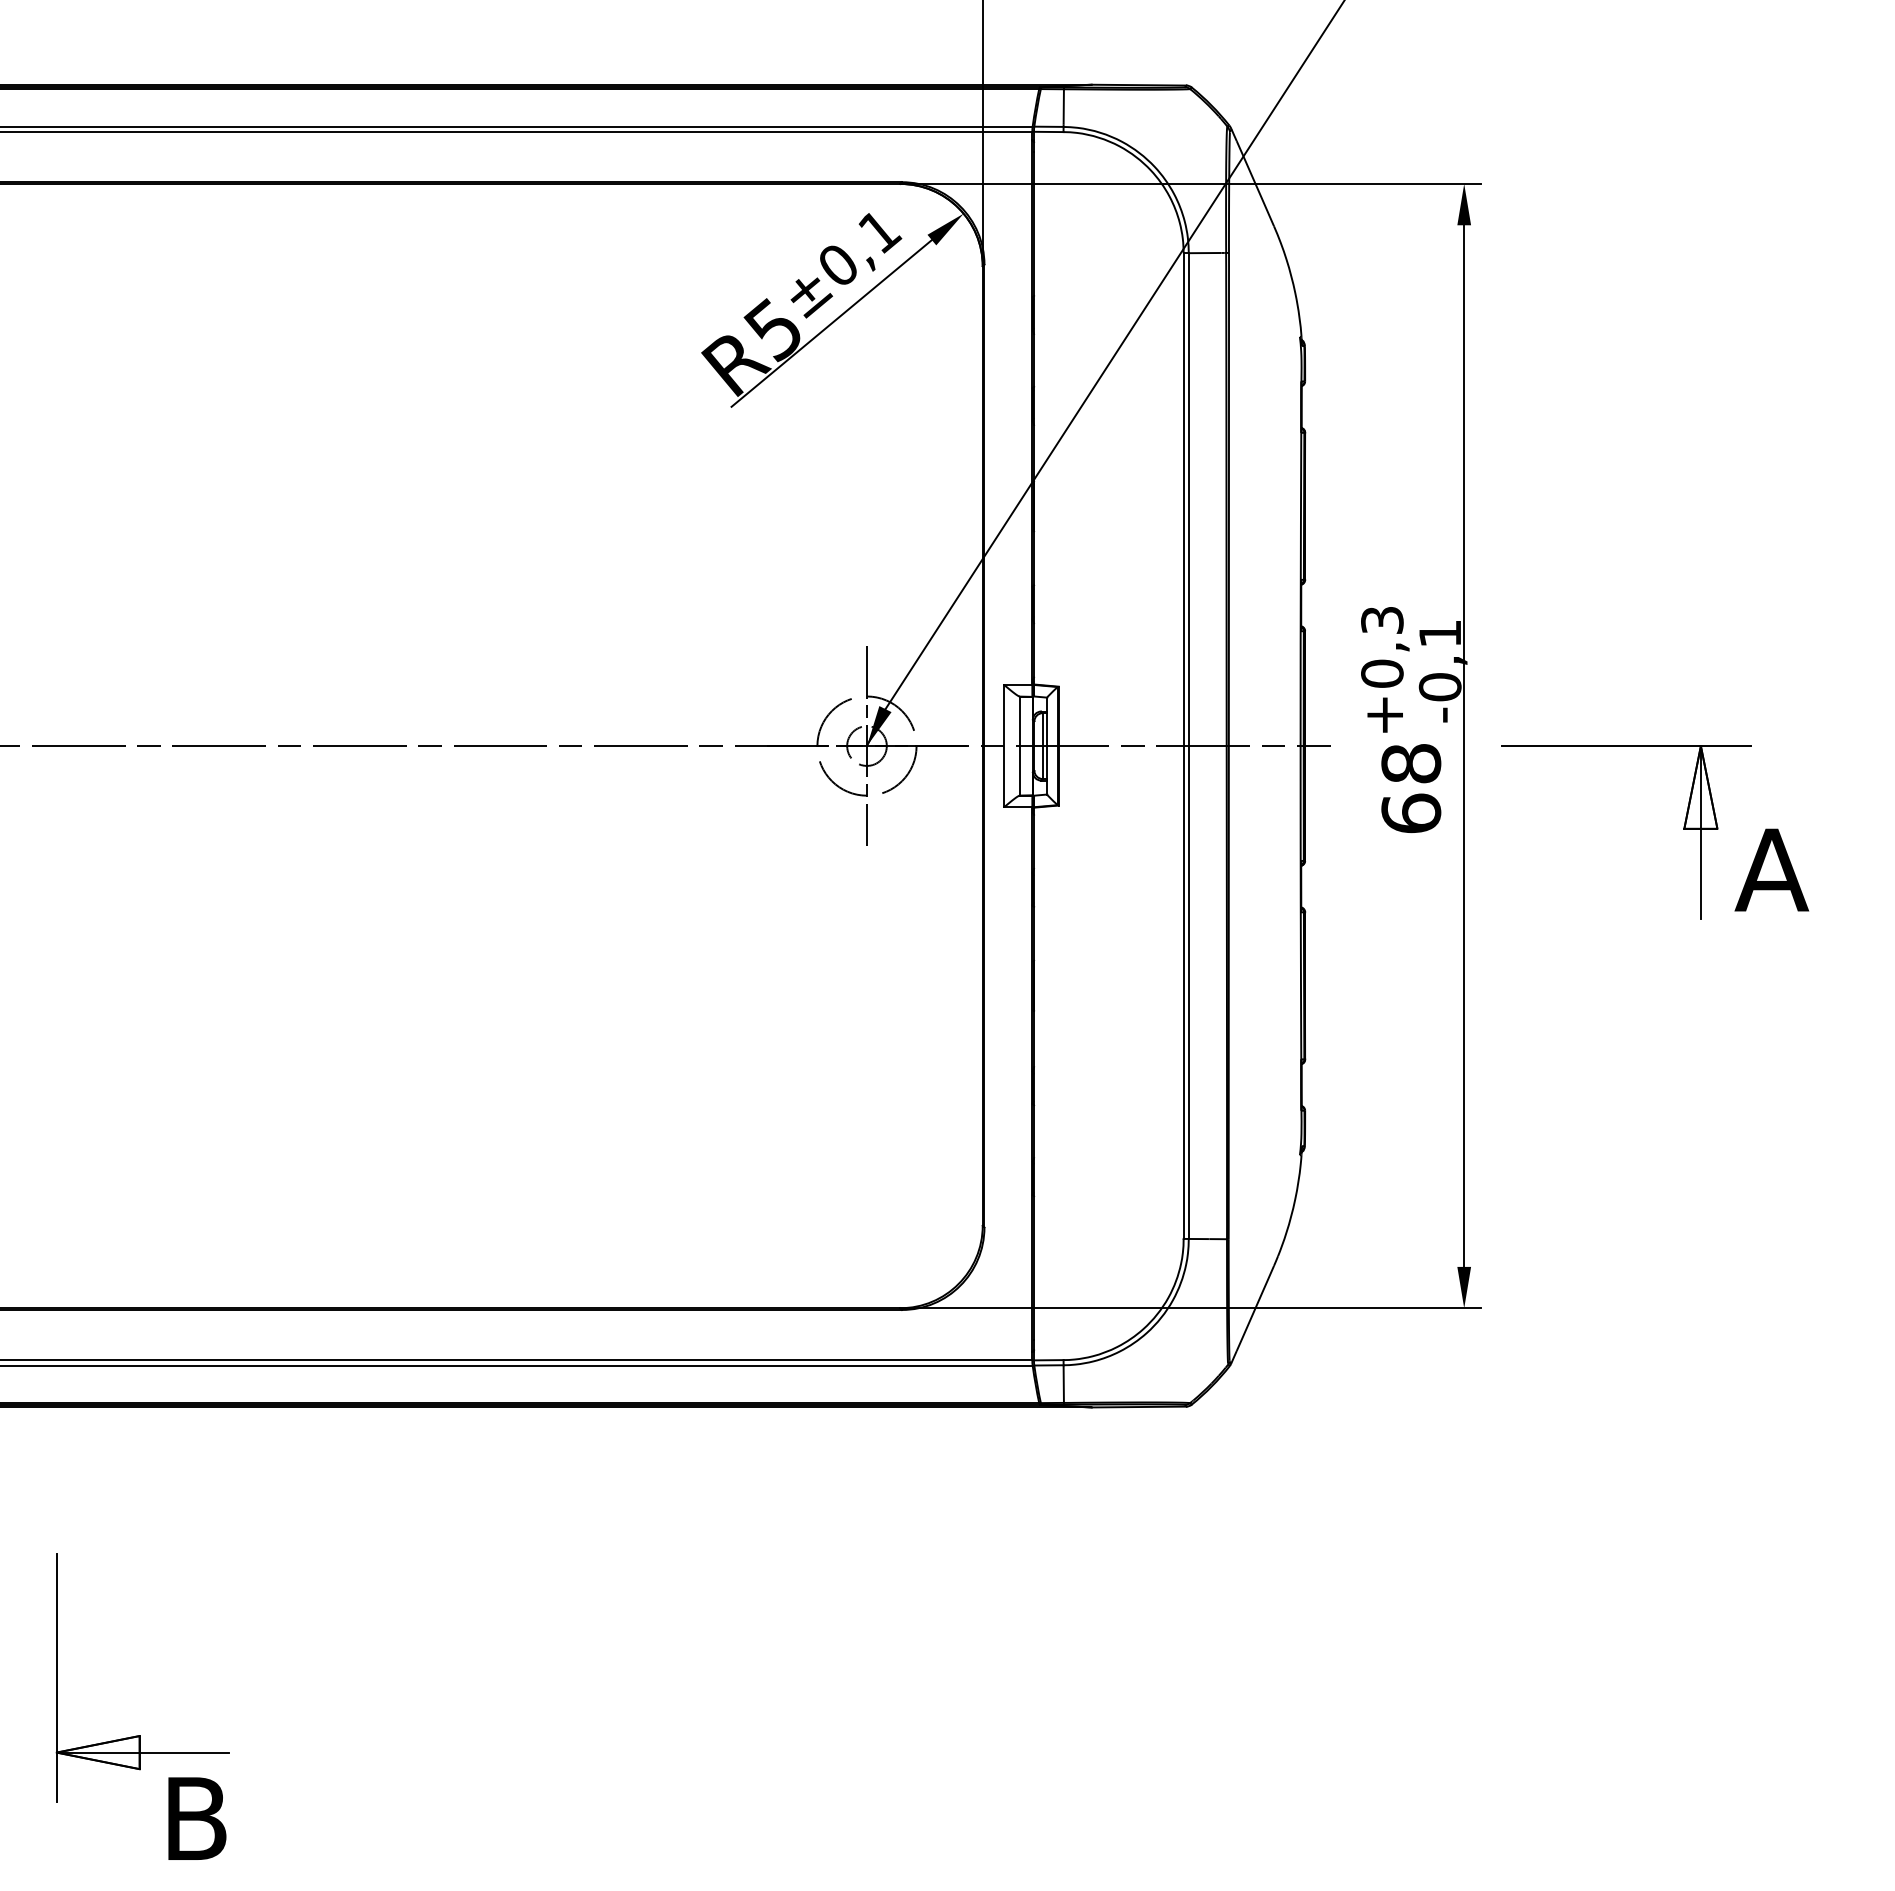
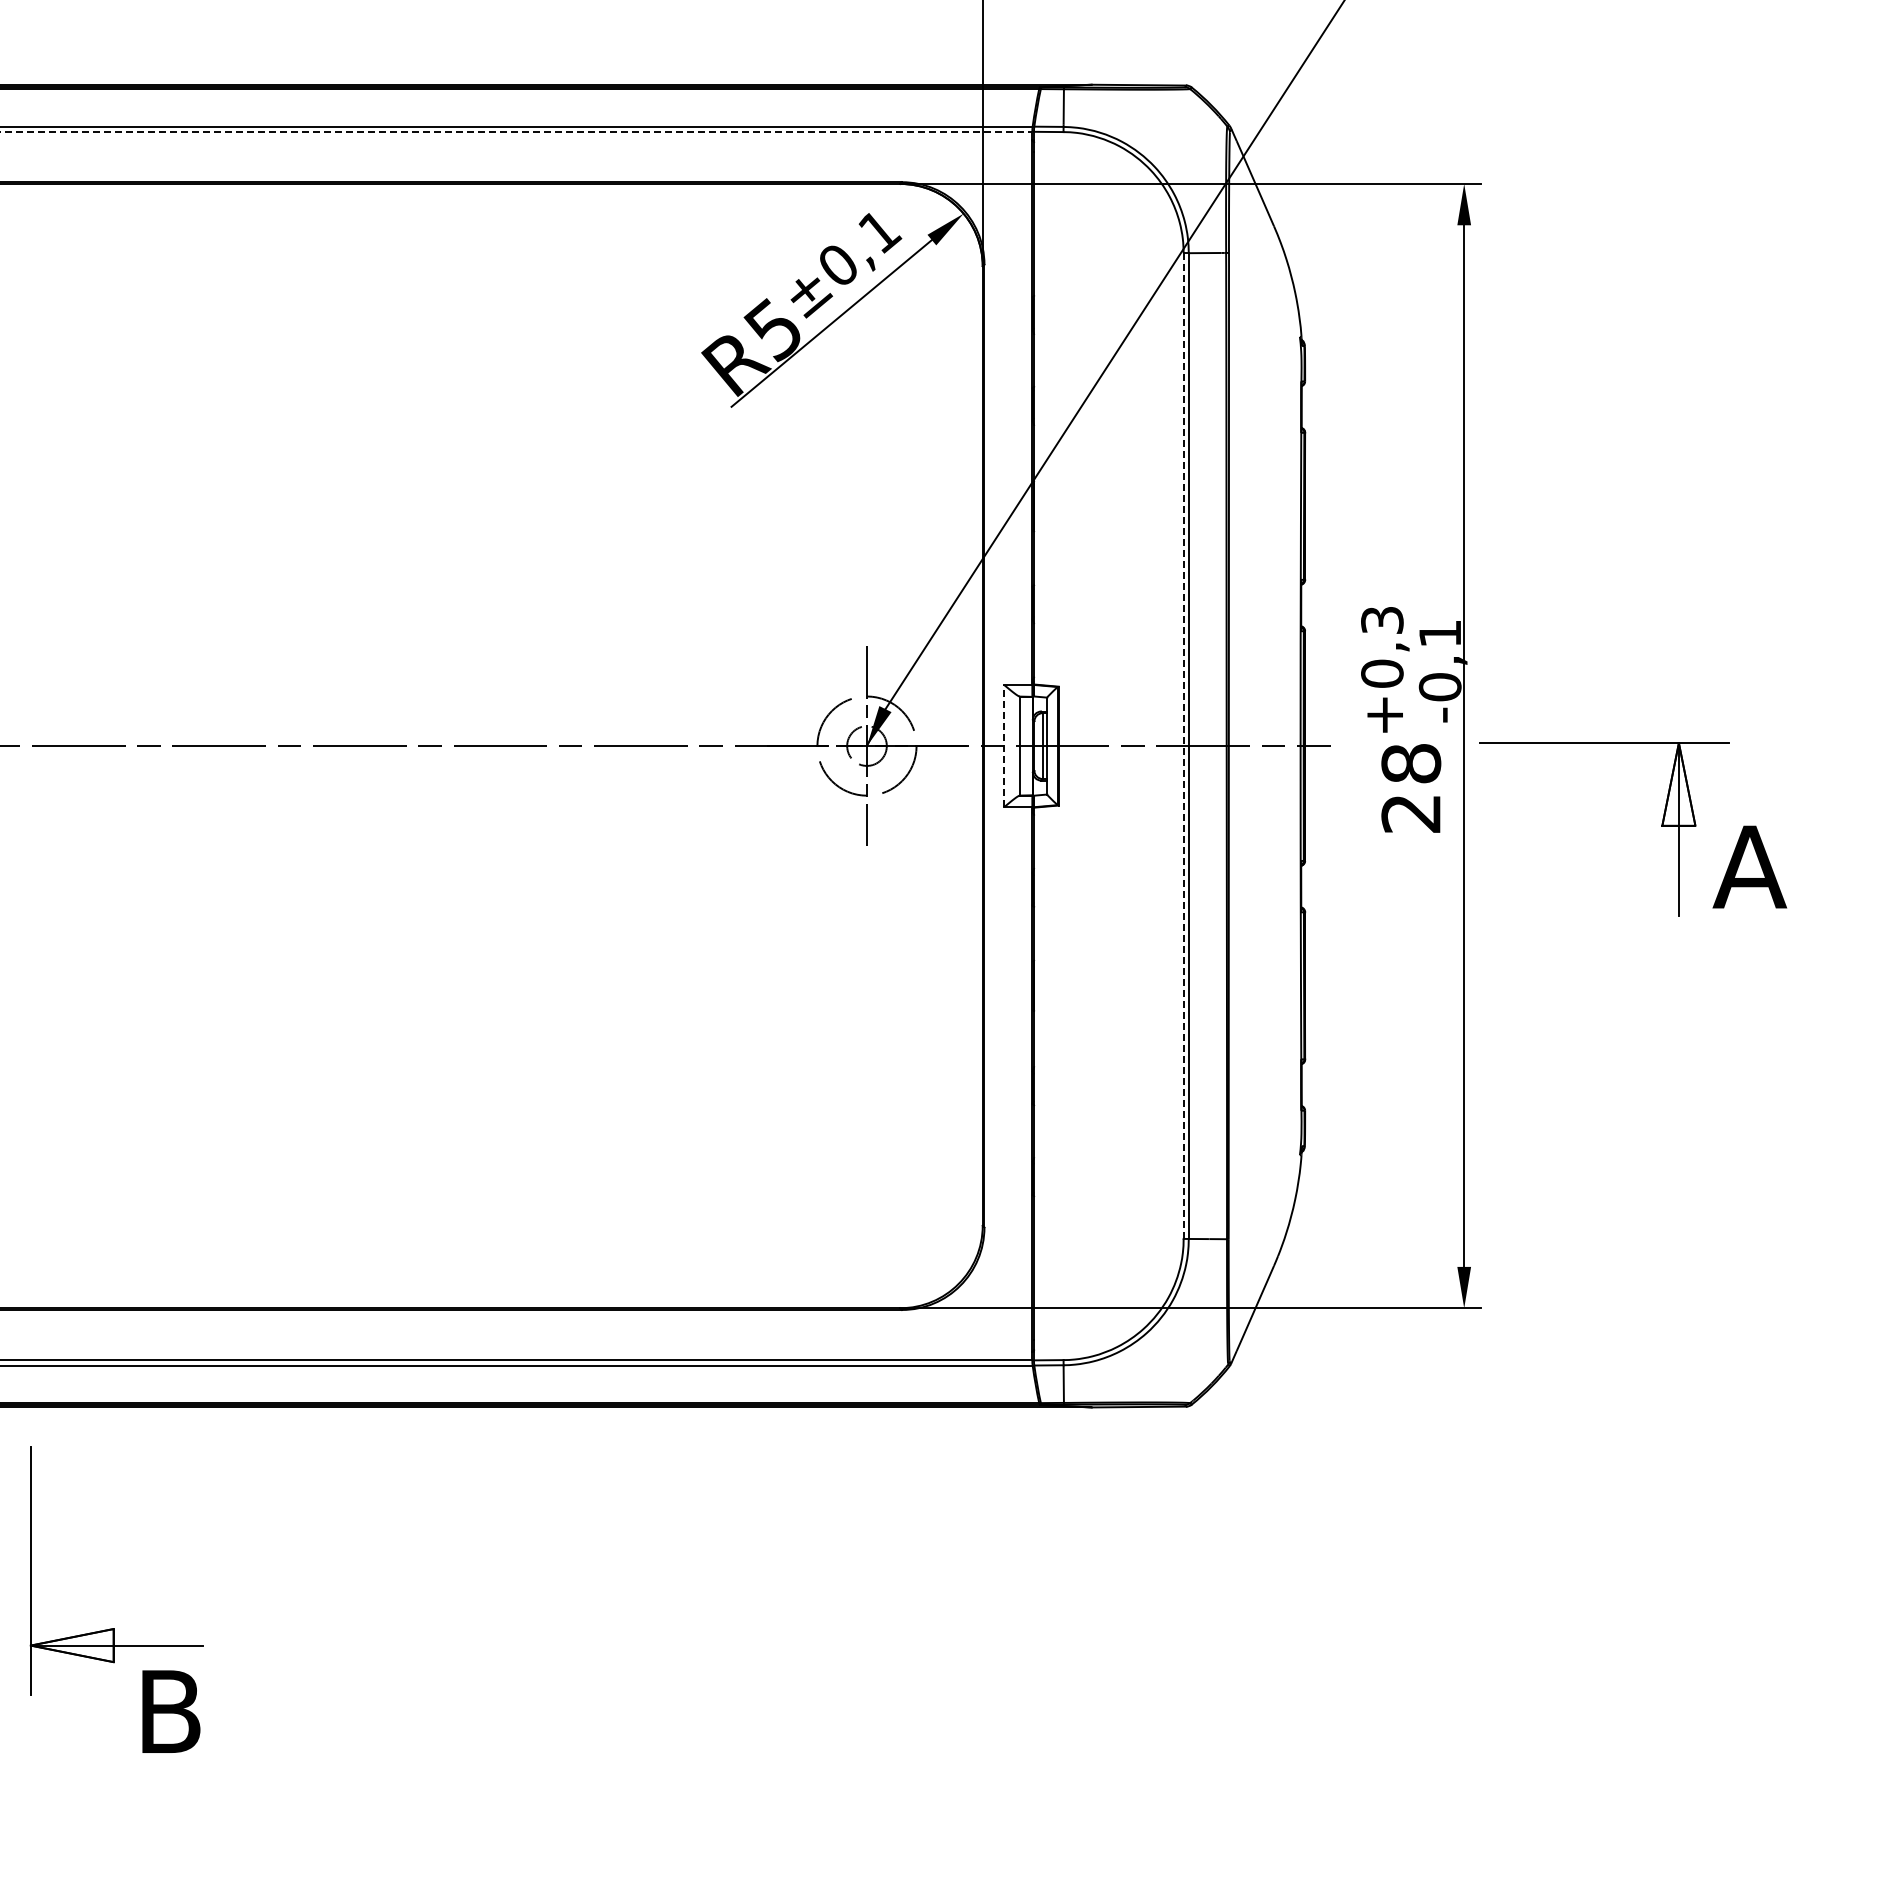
line: solid -> dashed (516, 131)
line: solid -> dashed (1004, 745)
line: solid -> dashed (1183, 746)
text: 68 -> 28 (1411, 813)
part position: (1683, 829) -> (1661, 826) (1661, 826)
part position: (140, 1735) -> (114, 1628) (114, 1628)
